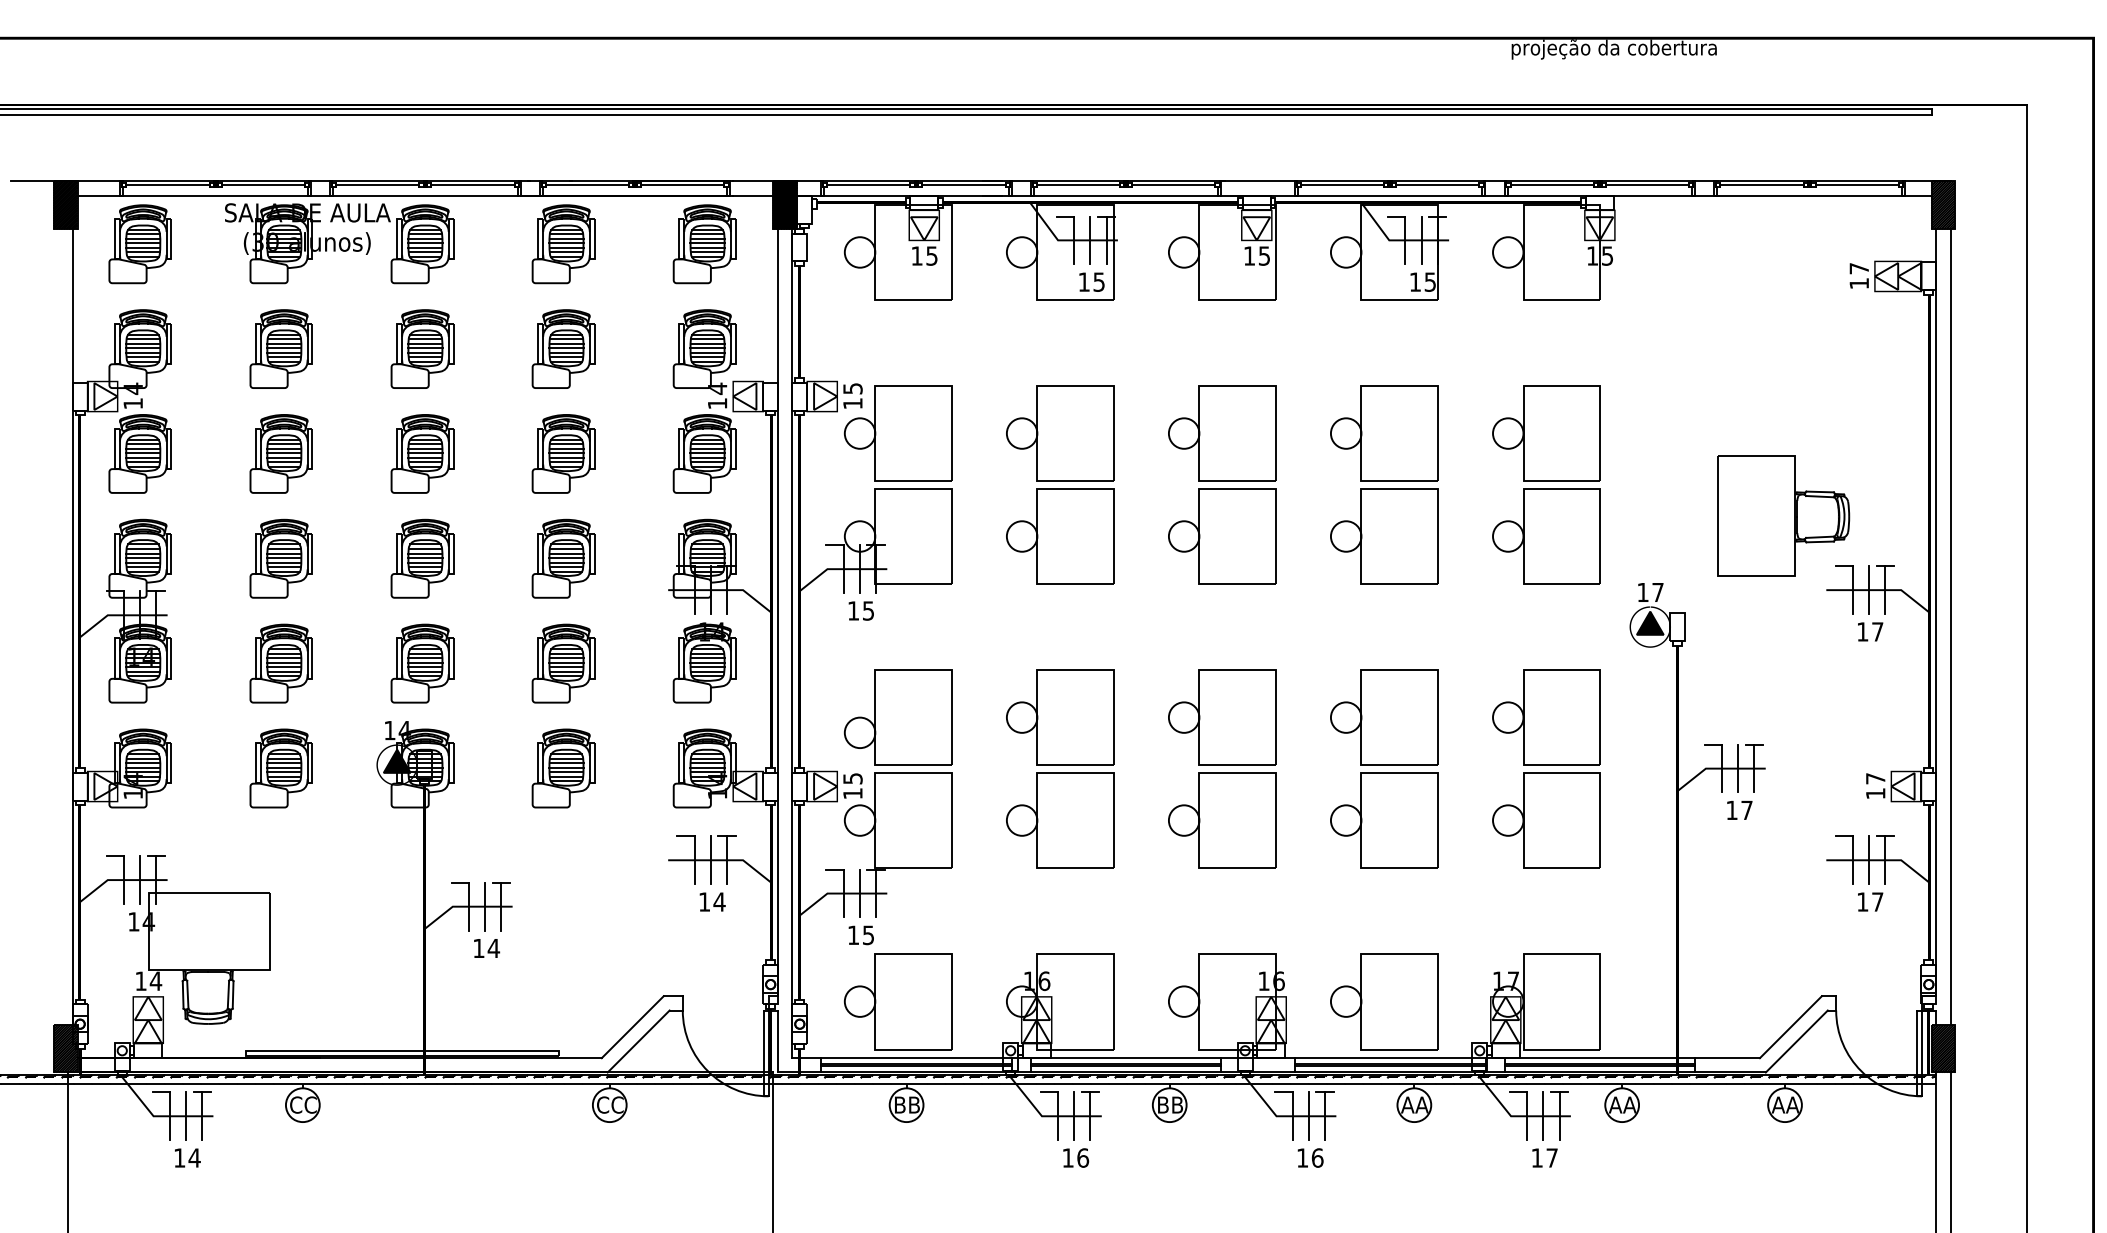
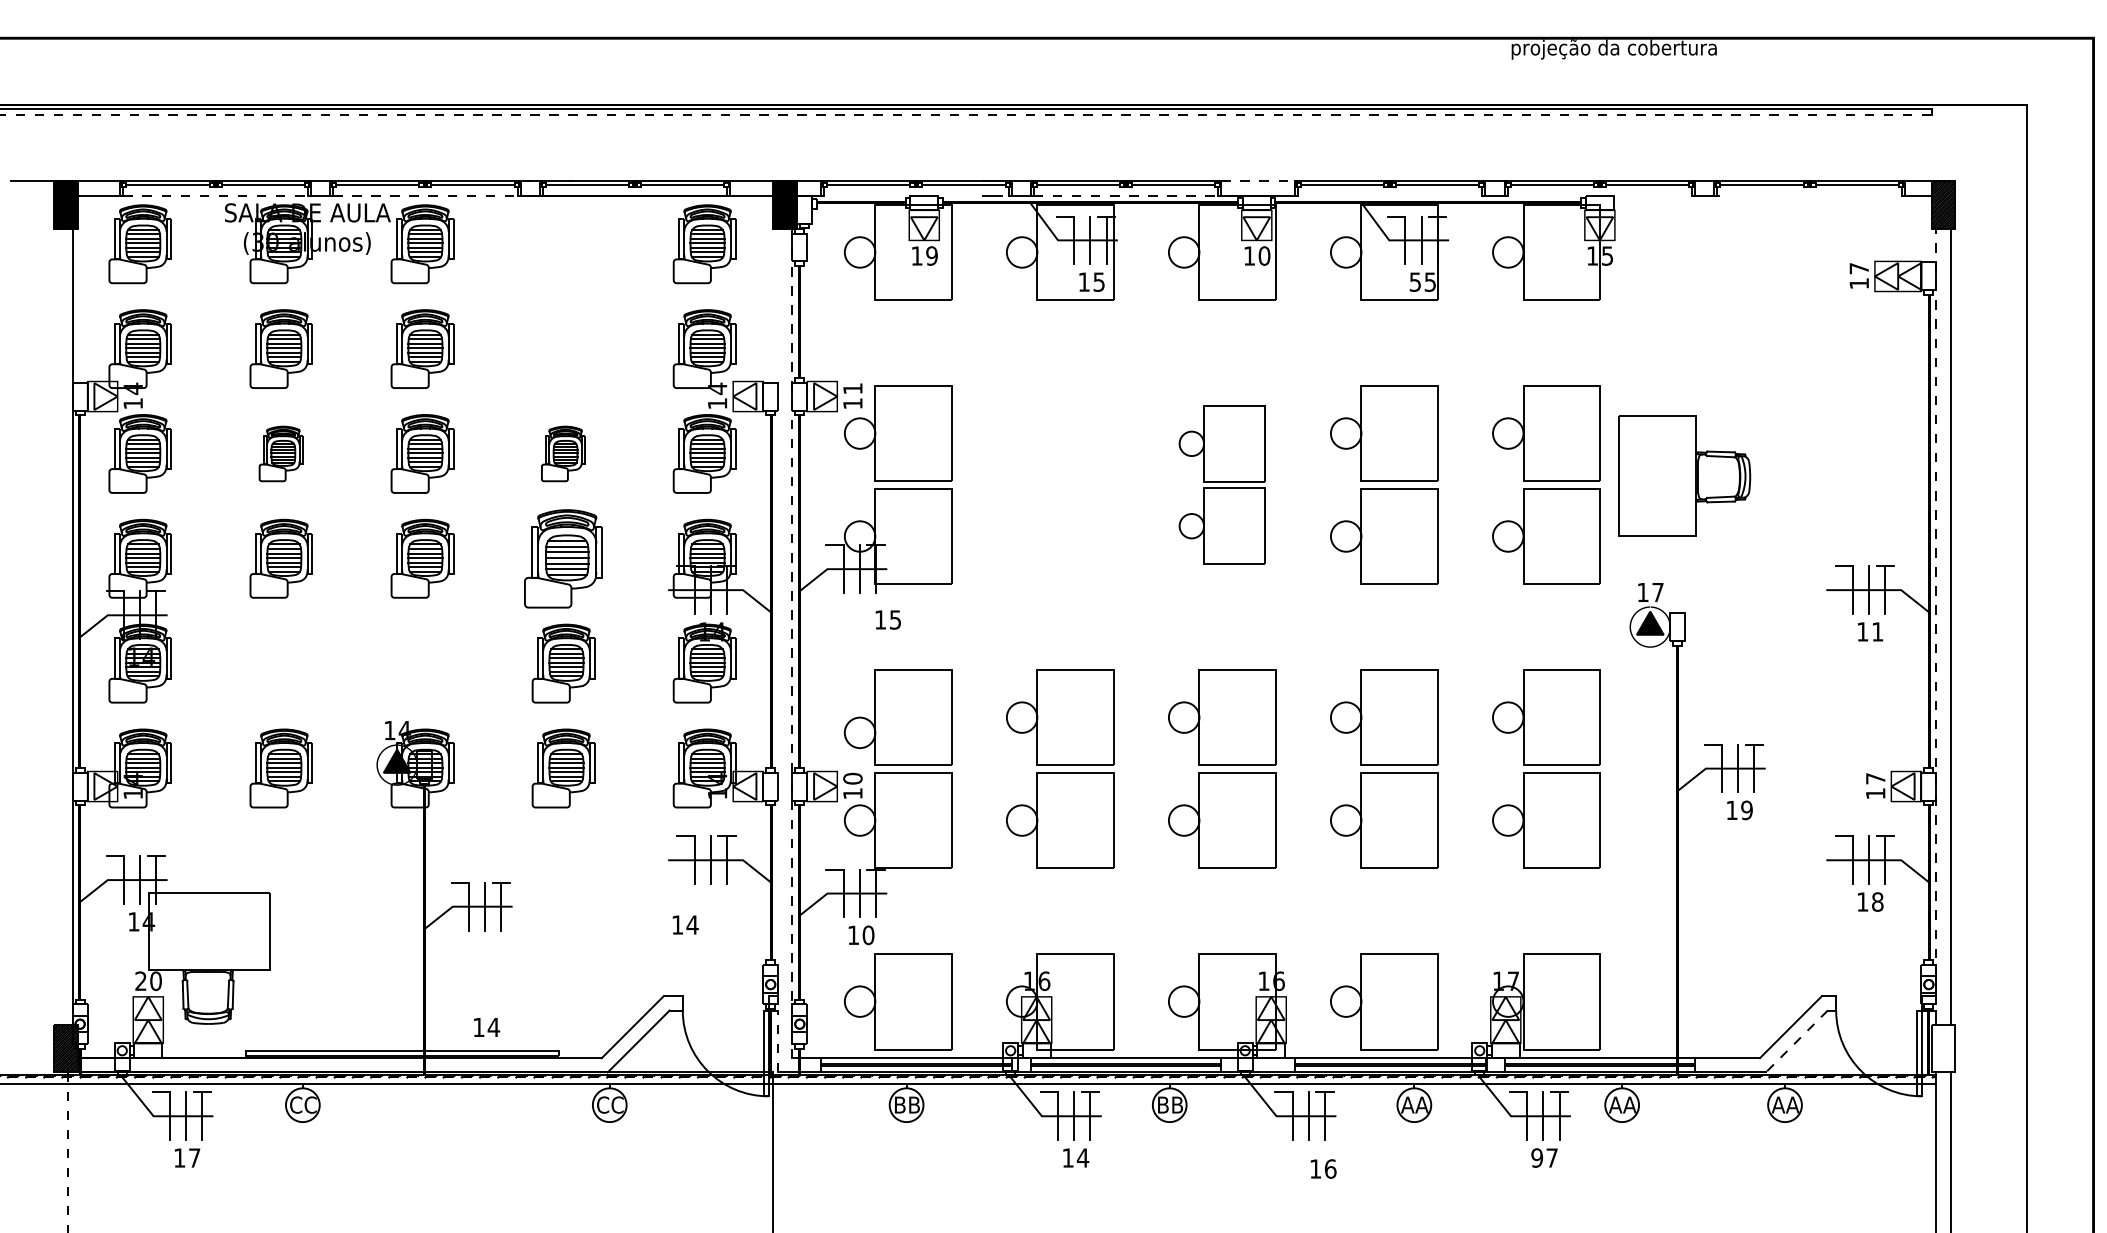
line: solid -> dashed (965, 114)
line: solid -> dashed (1258, 181)
line: solid -> dashed (216, 195)
line: solid -> dashed (425, 195)
line: present -> none (916, 195)
line: solid -> dashed (1126, 195)
line: present -> none (1389, 195)
line: present -> none (1599, 195)
line: present -> none (1809, 195)
part: present -> none (563, 244)
text: 15 -> 19 (931, 255)
text: 15 -> 10 (1264, 255)
text: 15 -> 55 (1414, 281)
part: present -> none (563, 348)
text: 15 -> 11 (852, 388)
part size: 64x80 px -> 46x58 px (280, 453)
part size: 65x80 px -> 45x58 px (563, 453)
part: present -> none (1060, 484)
part size: 109x200 px -> 88x160 px (1221, 484)
part position: (1783, 515) -> (1684, 475) (1684, 475)
part size: 65x81 px -> 79x100 px (563, 558)
text position: (860, 610) -> (887, 619) (887, 619)
line: present -> none (778, 612)
line: solid -> dashed (1936, 612)
text: 17 -> 11 (1877, 631)
line: solid -> dashed (792, 643)
part: present -> none (280, 663)
part: present -> none (422, 663)
text: 15 -> 10 (852, 778)
text: 17 -> 19 (1746, 810)
text position: (712, 901) -> (685, 924) (685, 924)
text: 17 -> 18 (1877, 901)
text: 15 -> 10 (868, 935)
text position: (487, 948) -> (487, 1027) (487, 1027)
text: 14 -> 20 (148, 981)
line: solid -> dashed (778, 1041)
line: solid -> dashed (1796, 1041)
hatch: present -> none (1943, 1048)
line: solid -> dashed (67, 1152)
text: 14 -> 17 (194, 1157)
text: 16 -> 14 (1082, 1157)
text position: (1310, 1157) -> (1323, 1168) (1323, 1168)
text: 17 -> 97 (1537, 1157)
